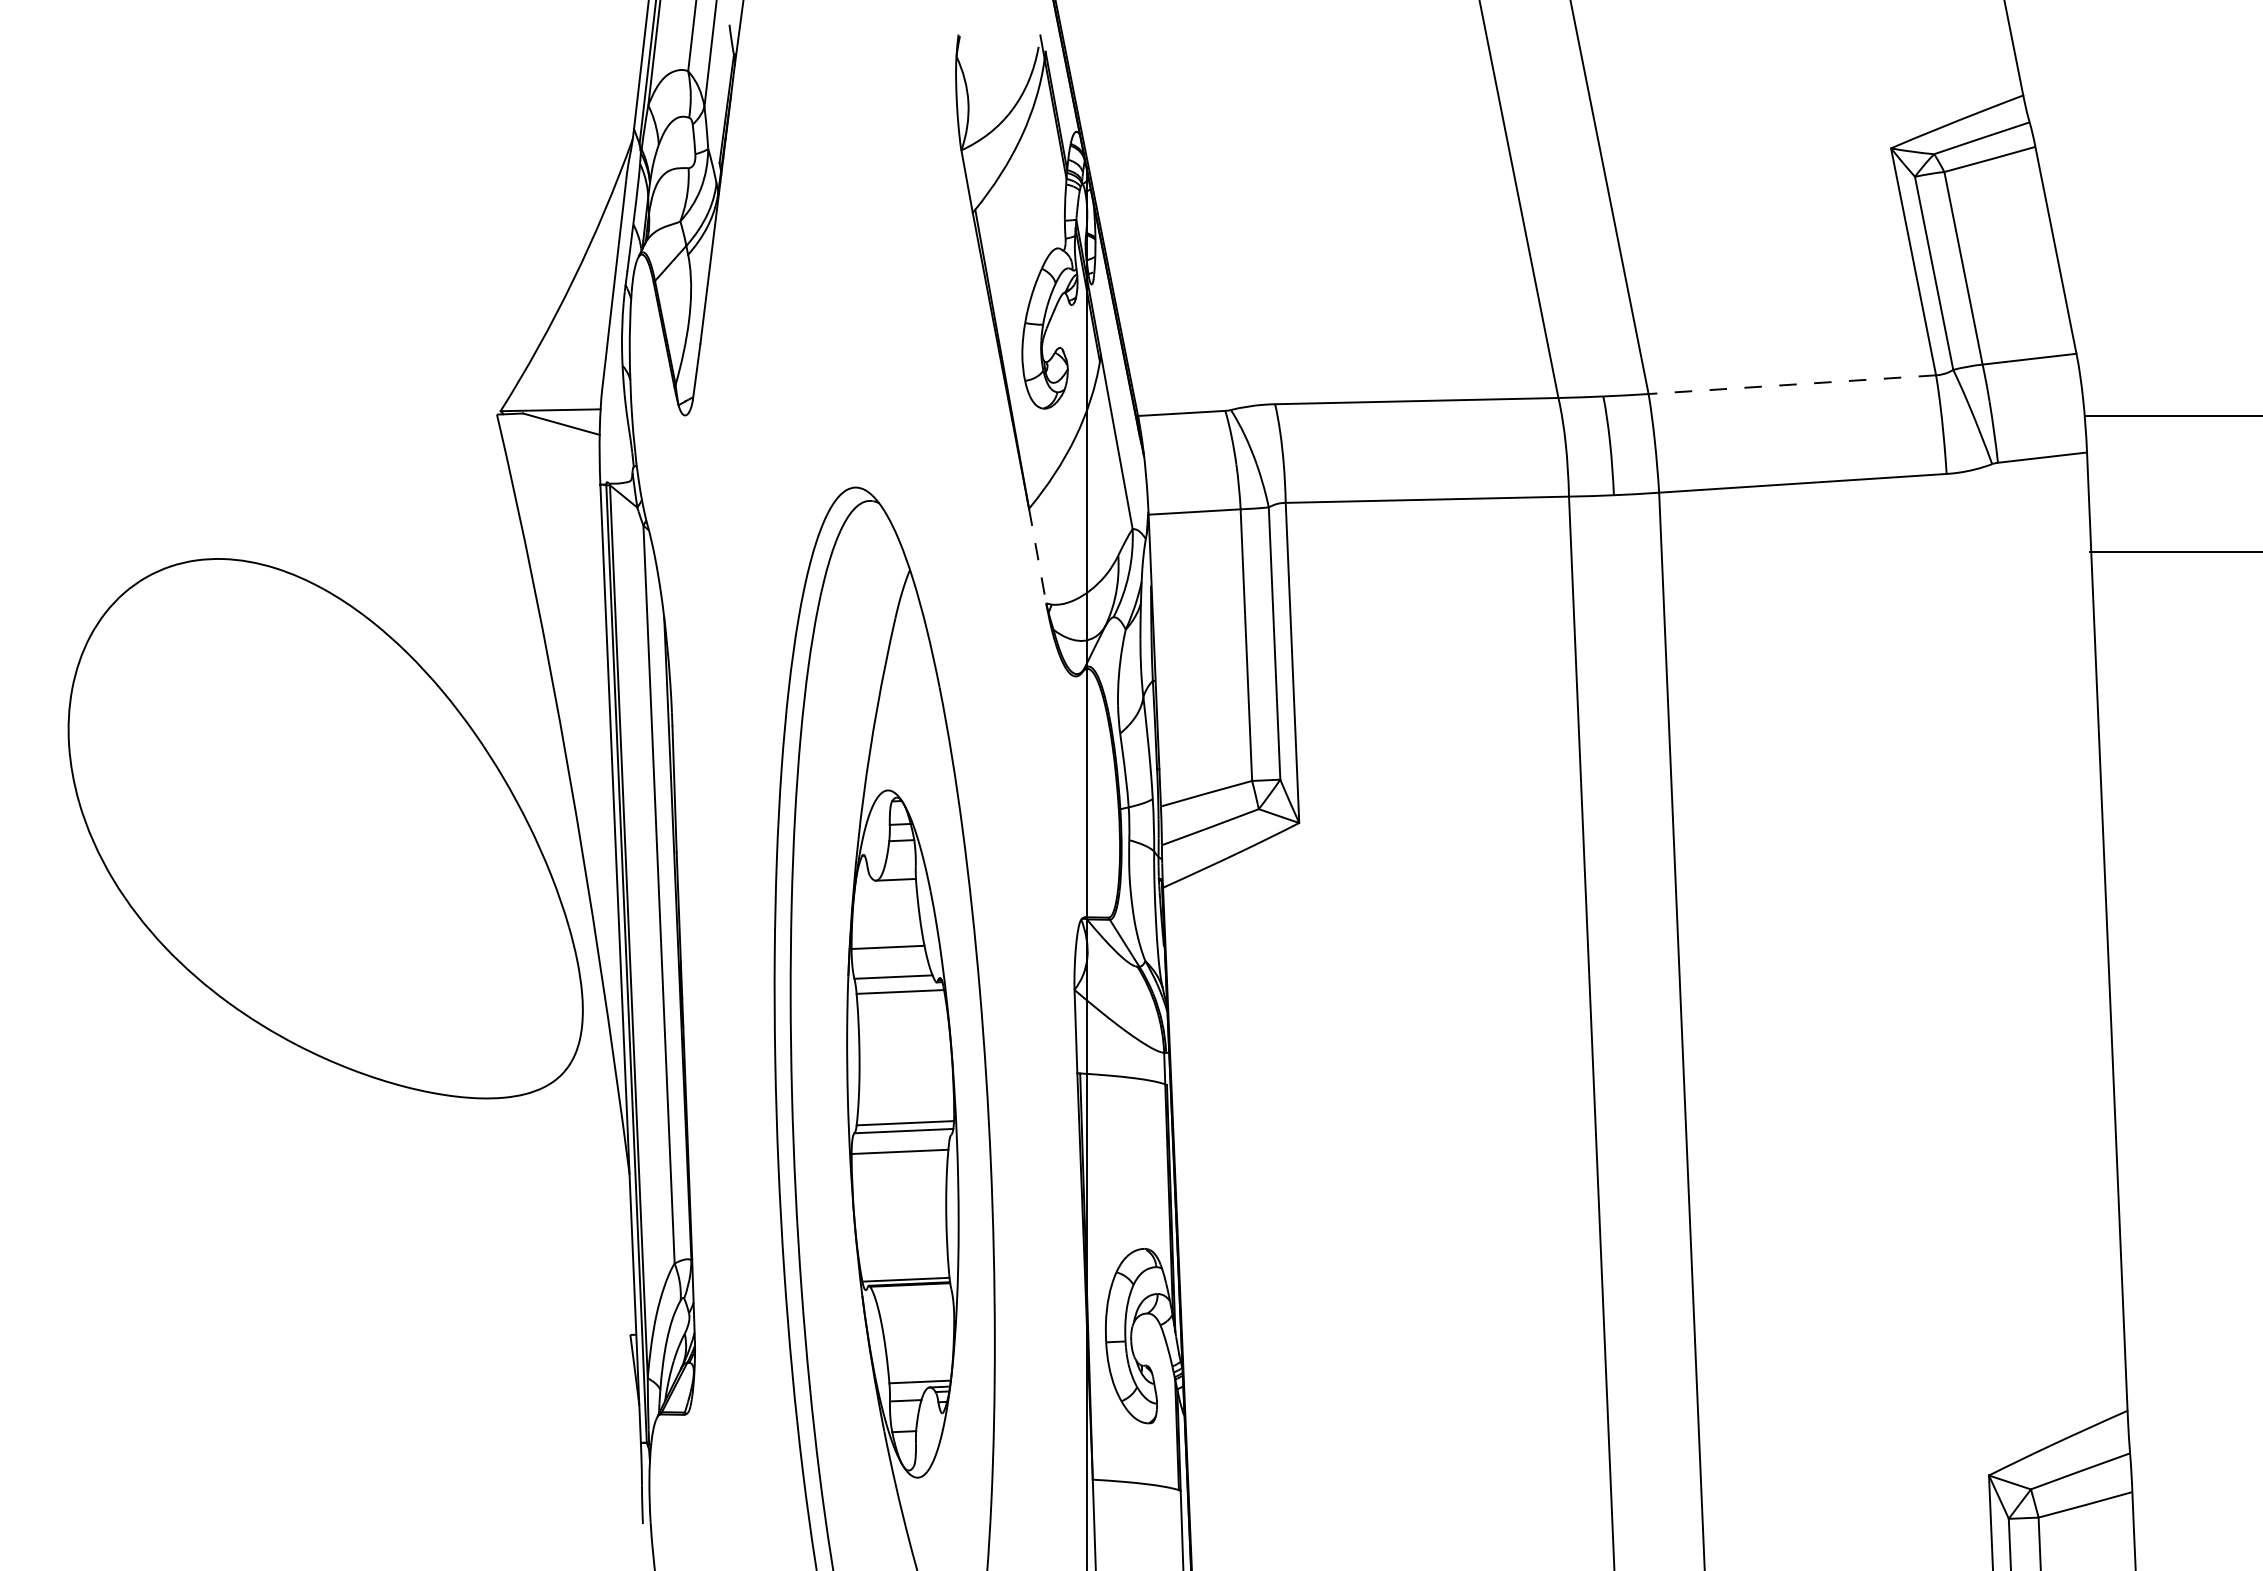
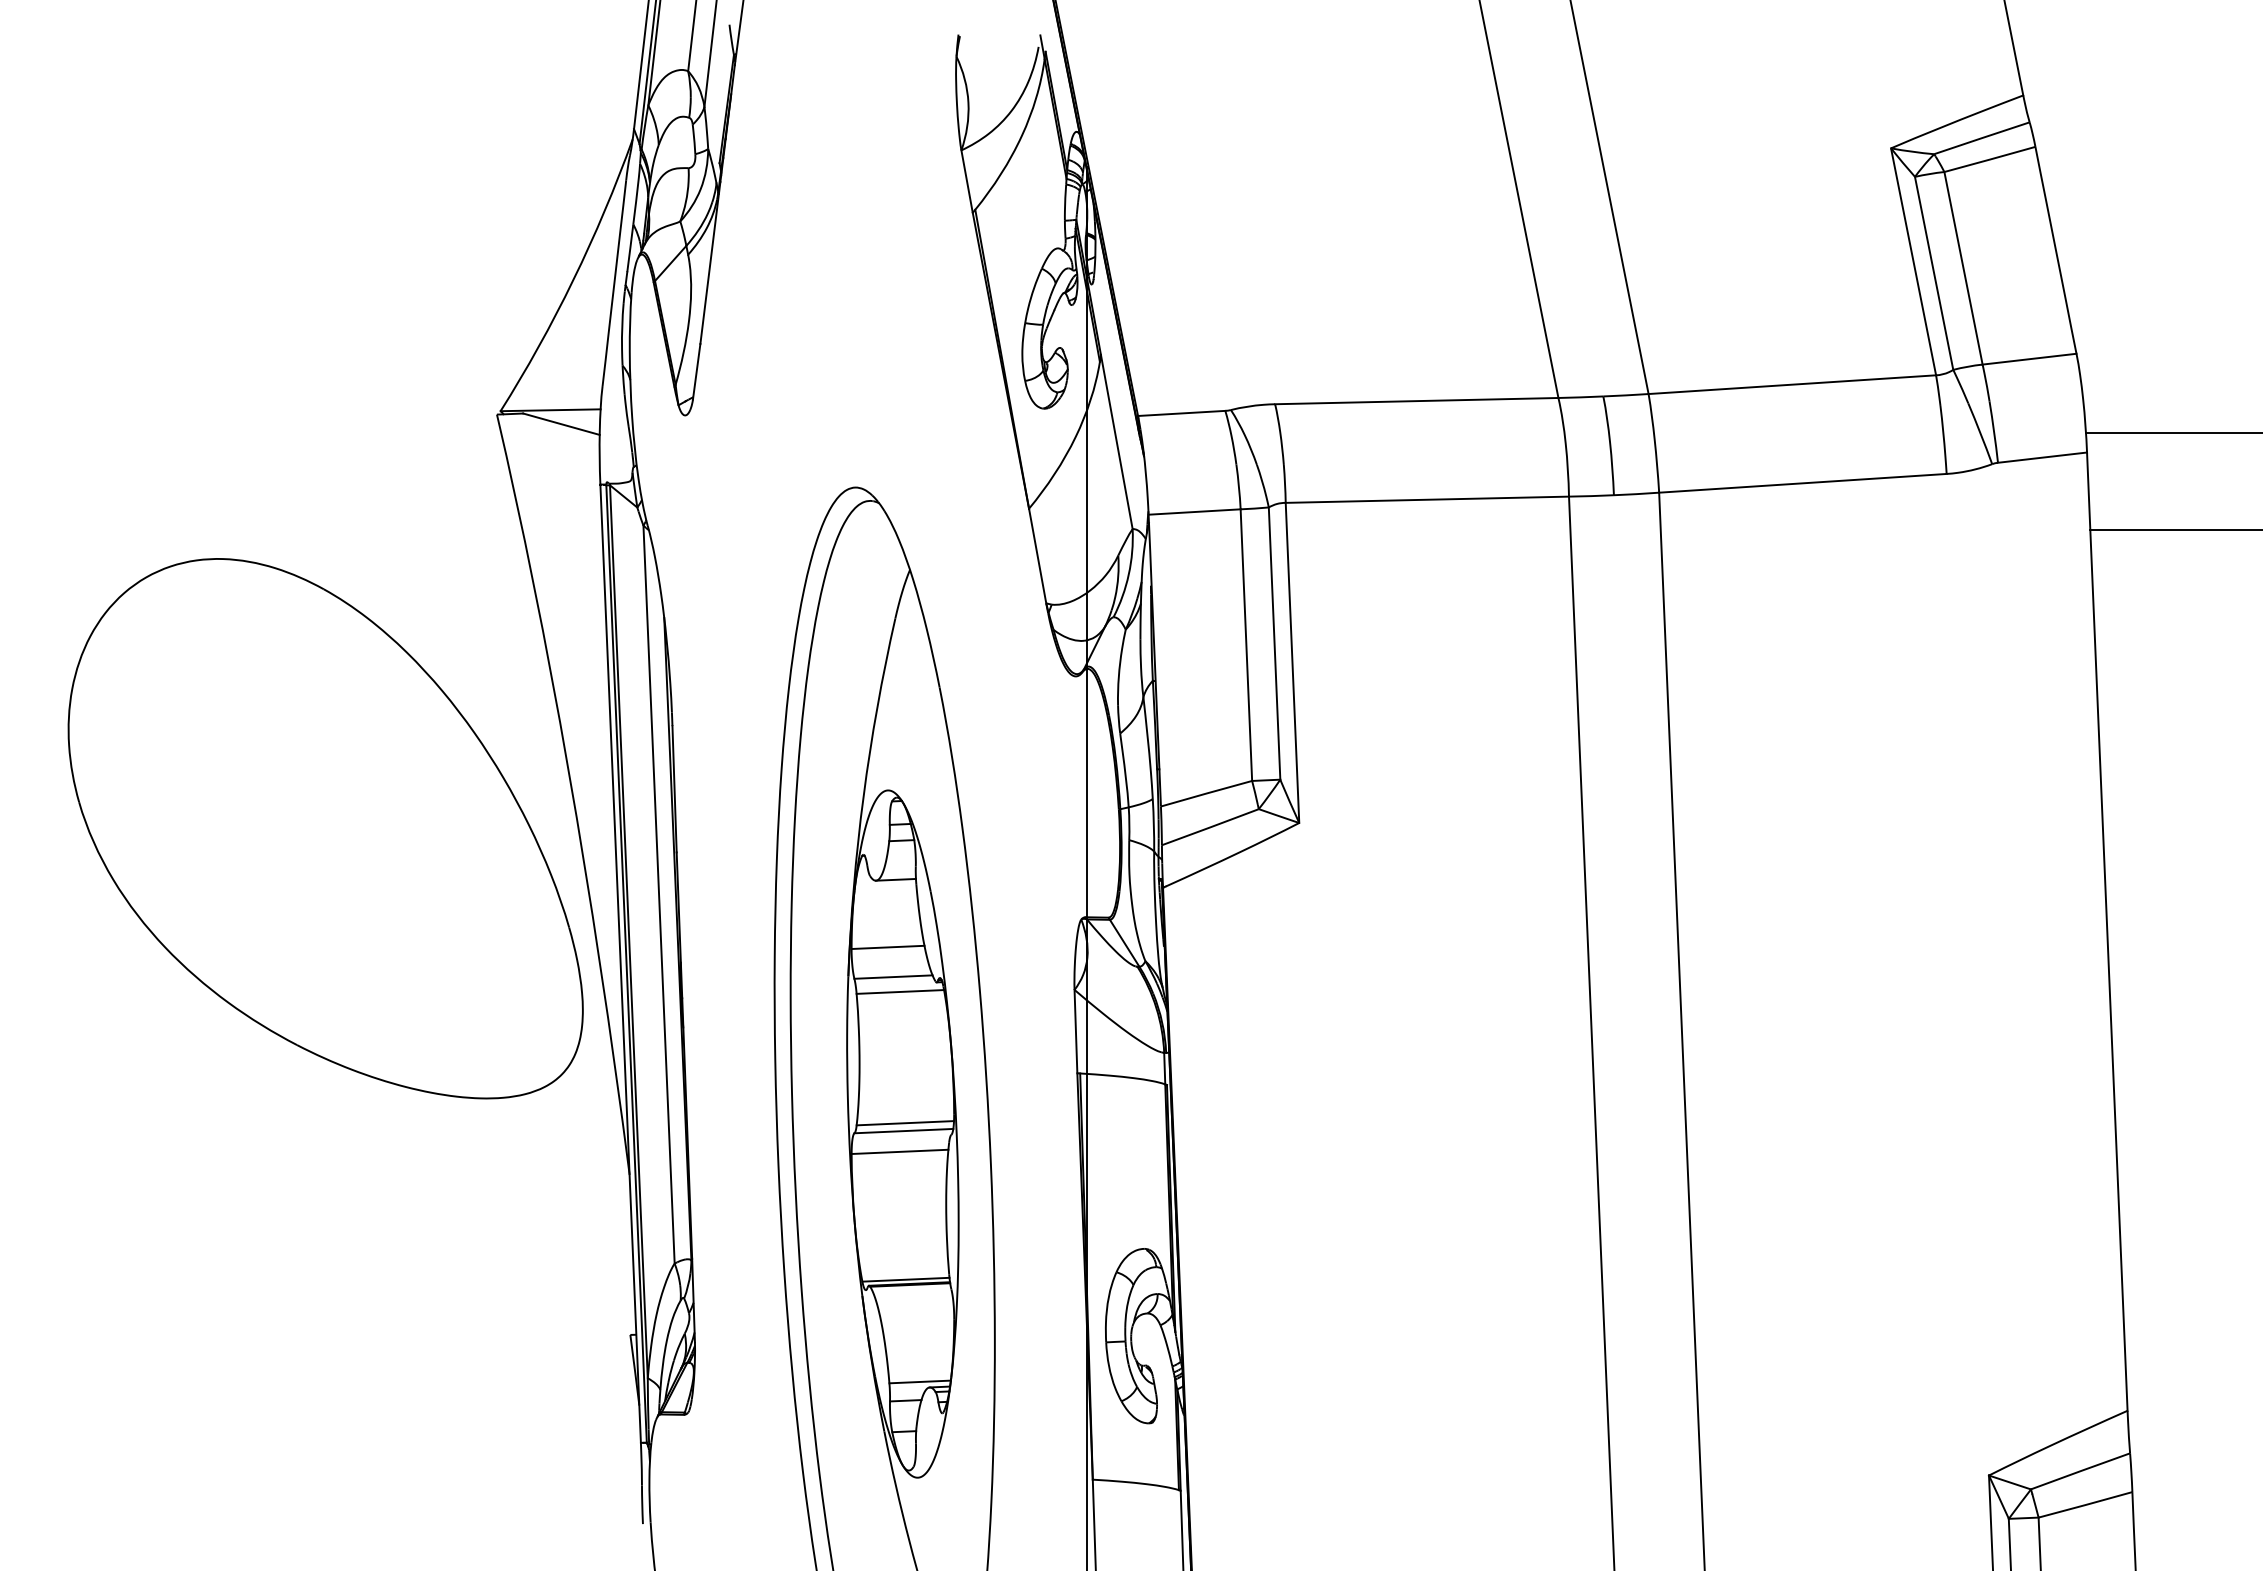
line: dashed -> solid (1791, 384)
line position: (2172, 416) -> (2172, 433) (2172, 433)
line position: (2174, 552) -> (2174, 530) (2174, 530)
line: dashed -> solid (1037, 556)
